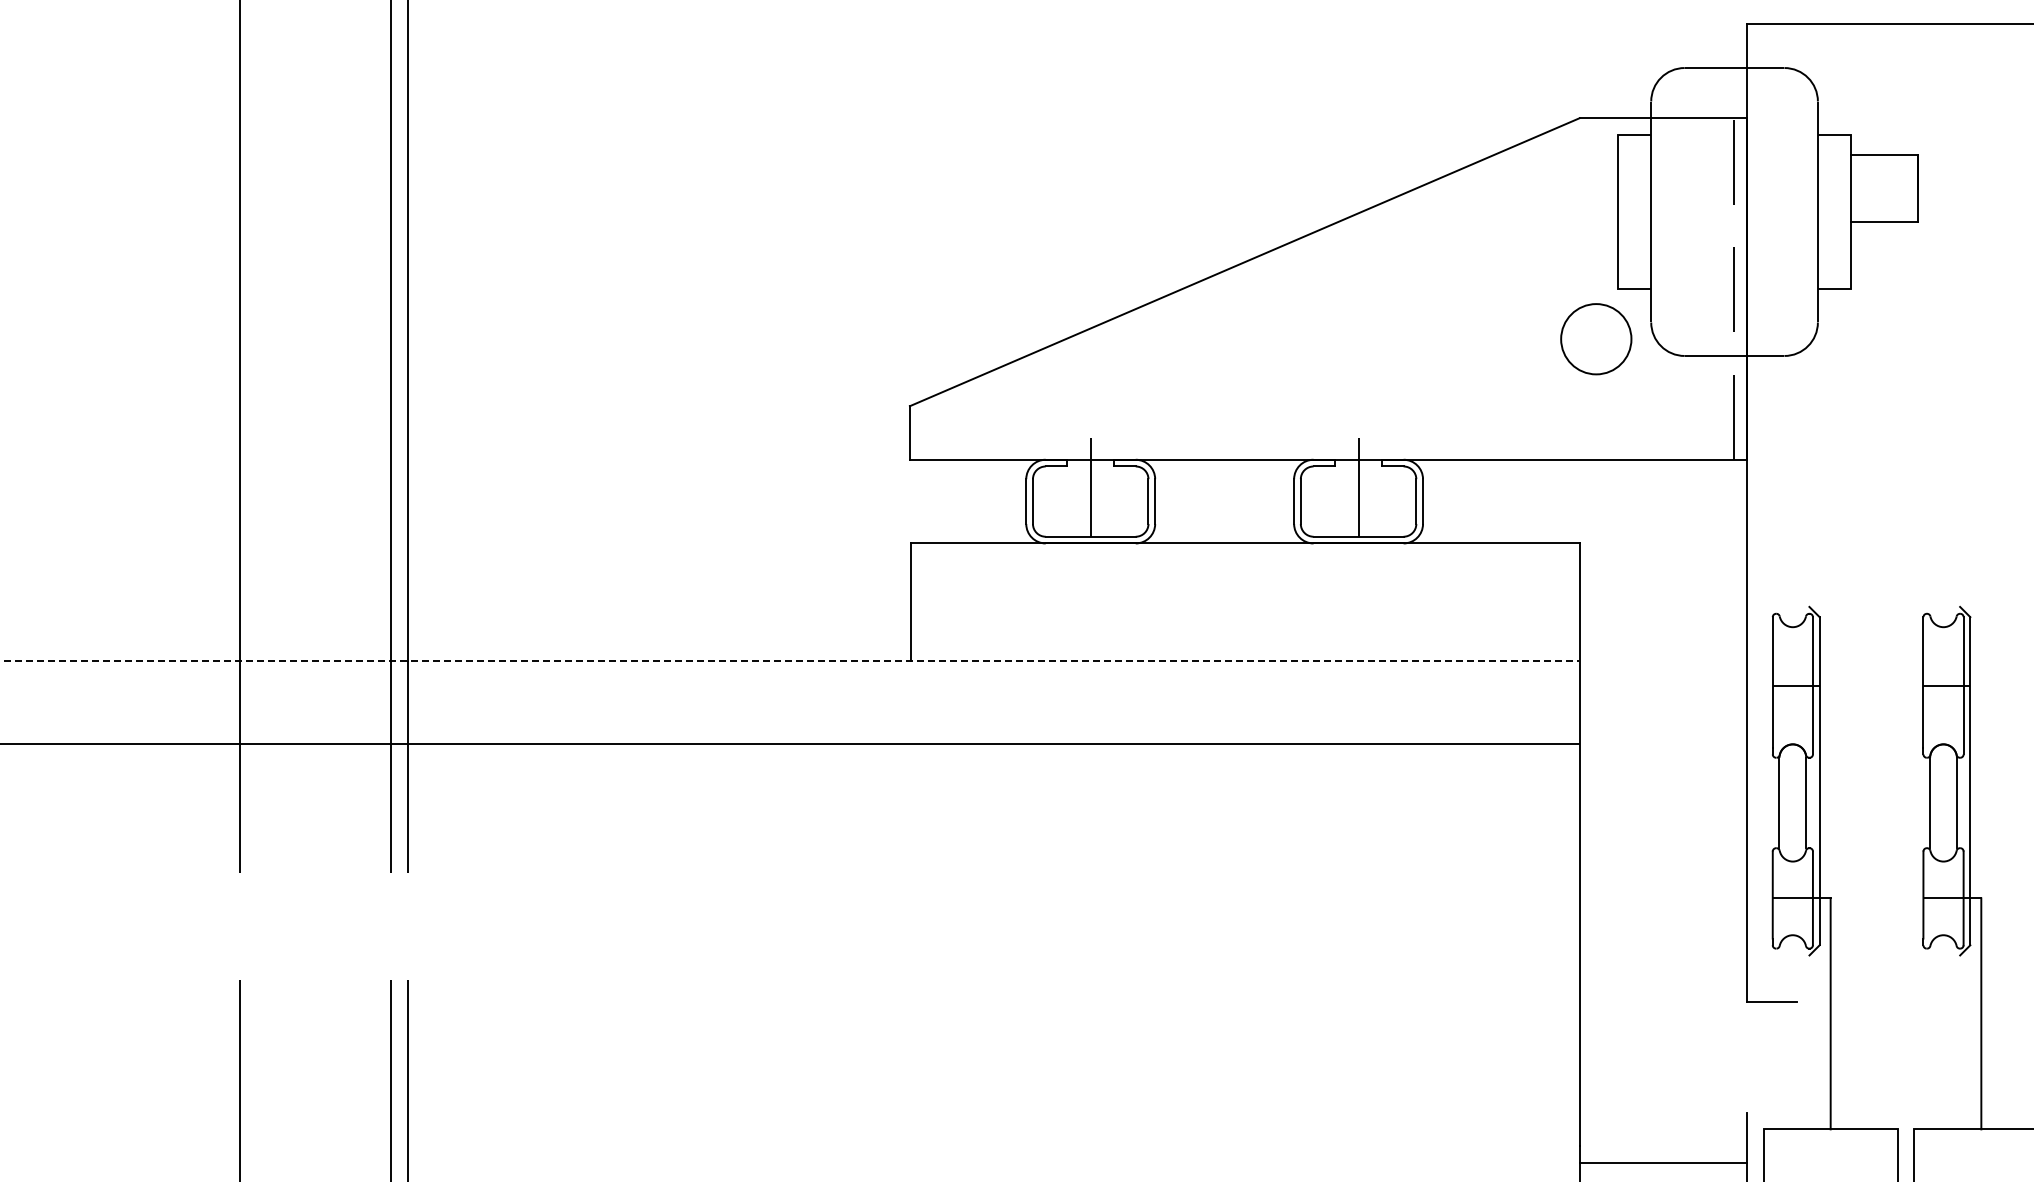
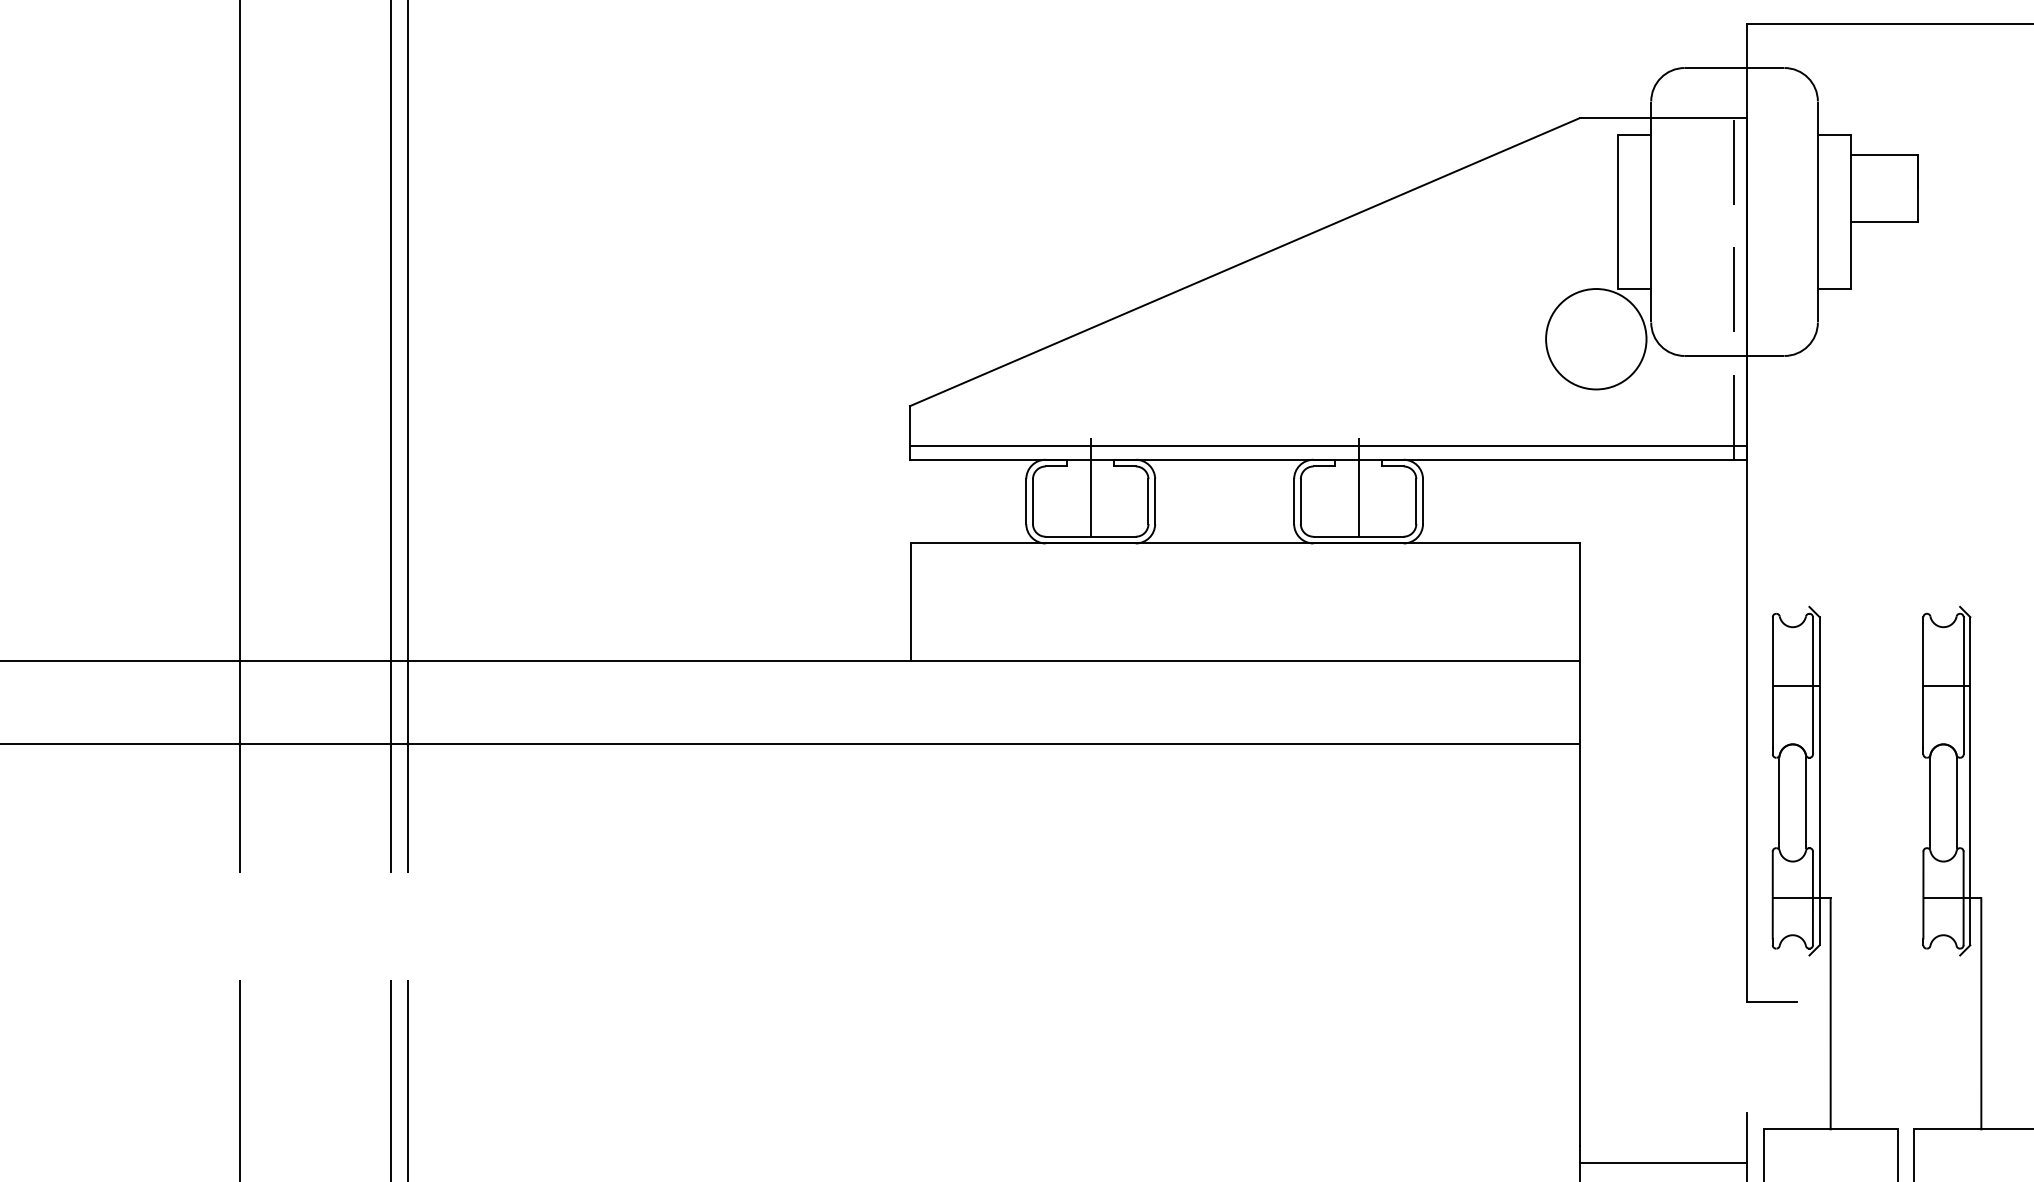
circle diameter: 70 px -> 100 px (1596, 339)
line: none -> present (1327, 446)
line: dashed -> solid (789, 660)
